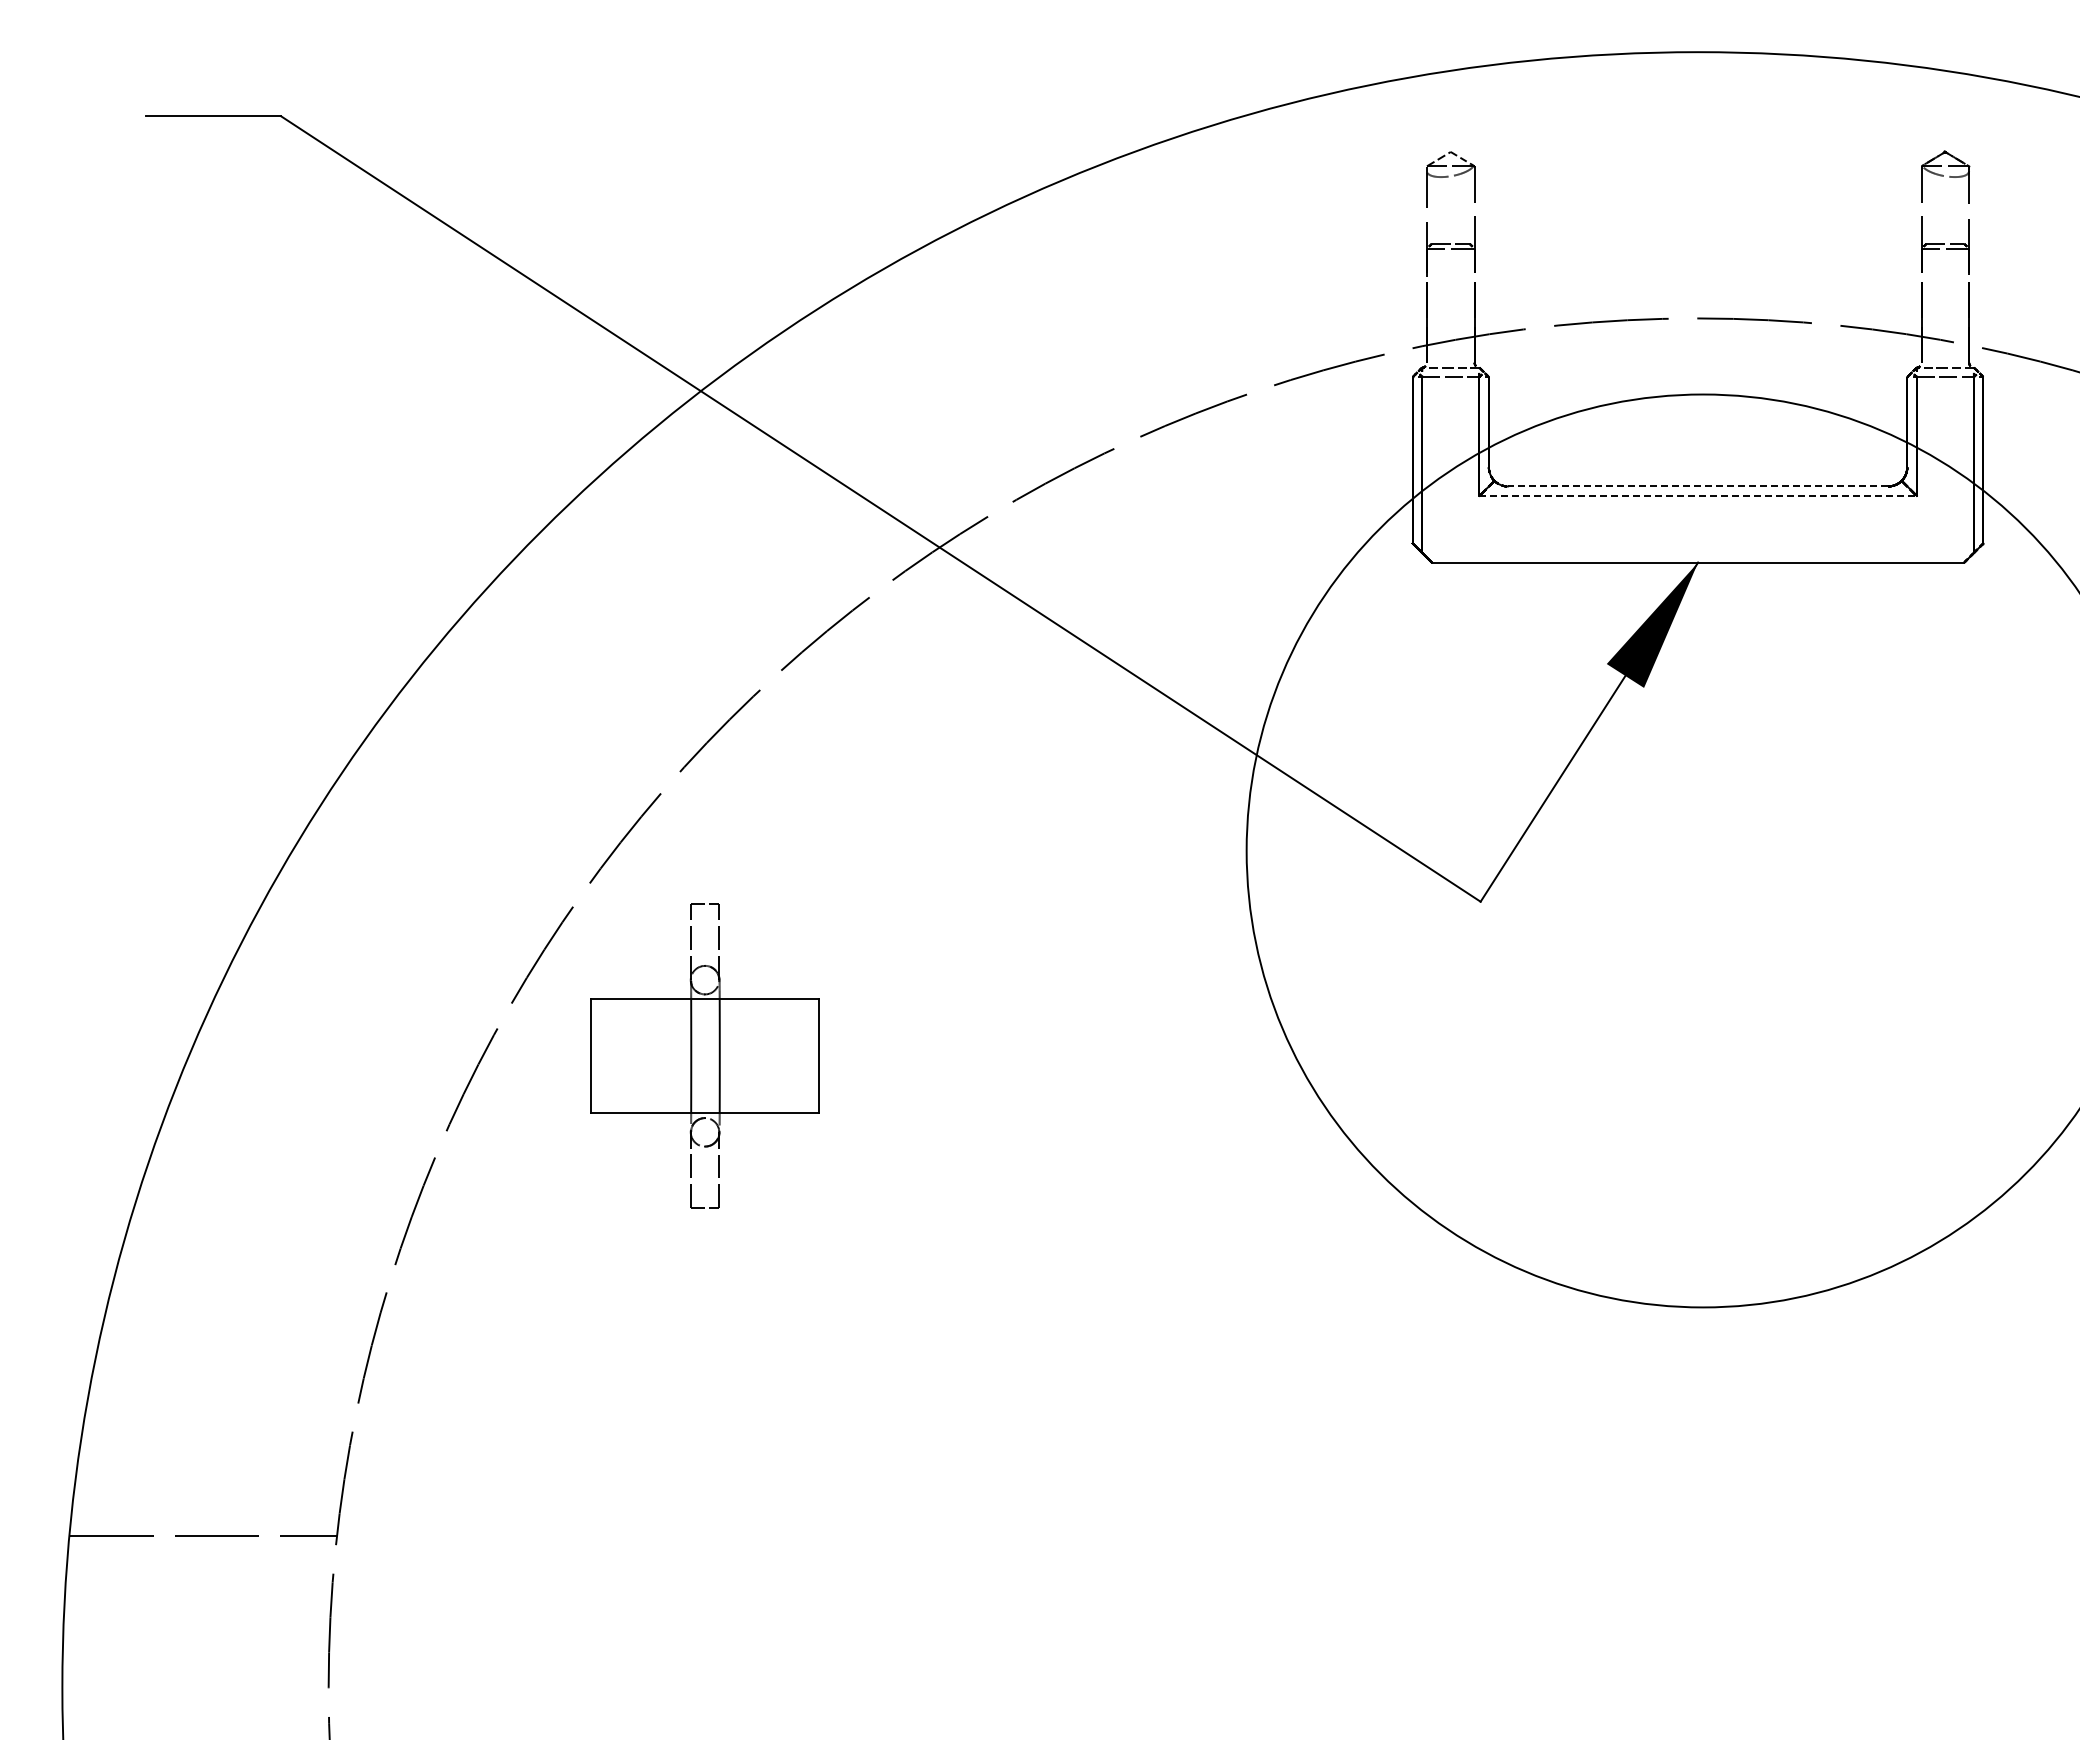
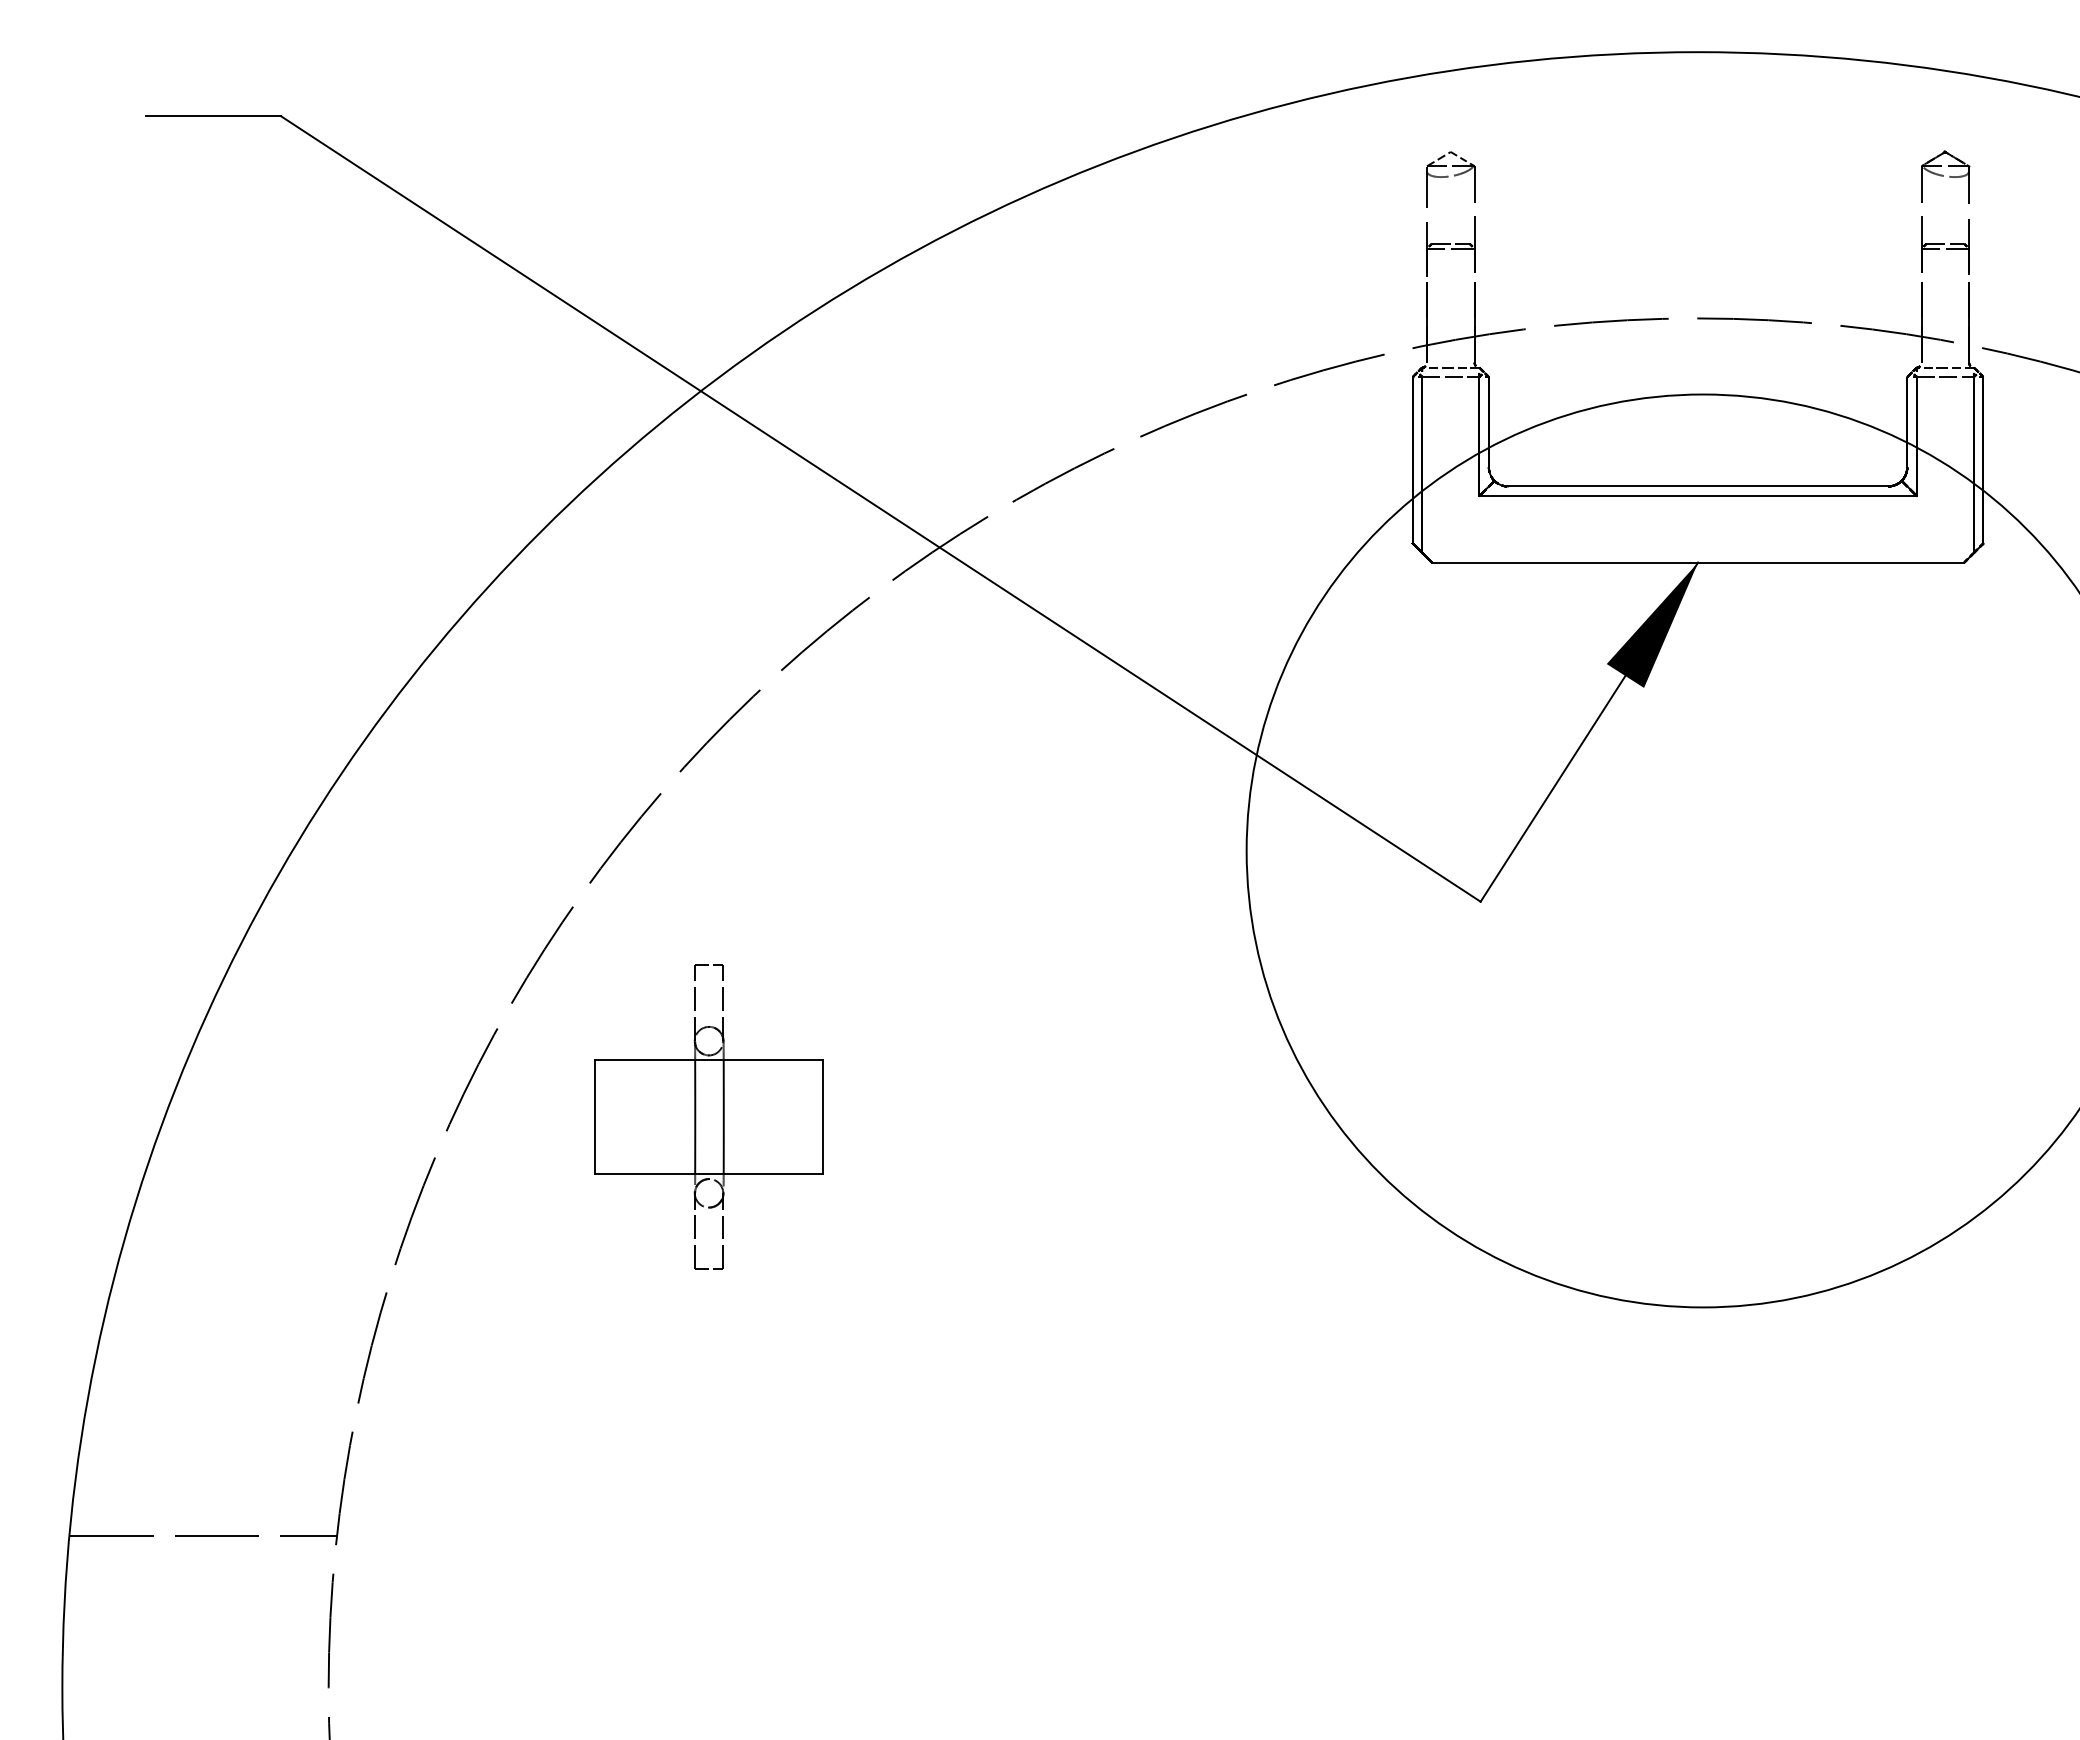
line: dashed -> solid (1697, 486)
line: dashed -> solid (1698, 495)
part position: (704, 1055) -> (708, 1116) (708, 1116)
